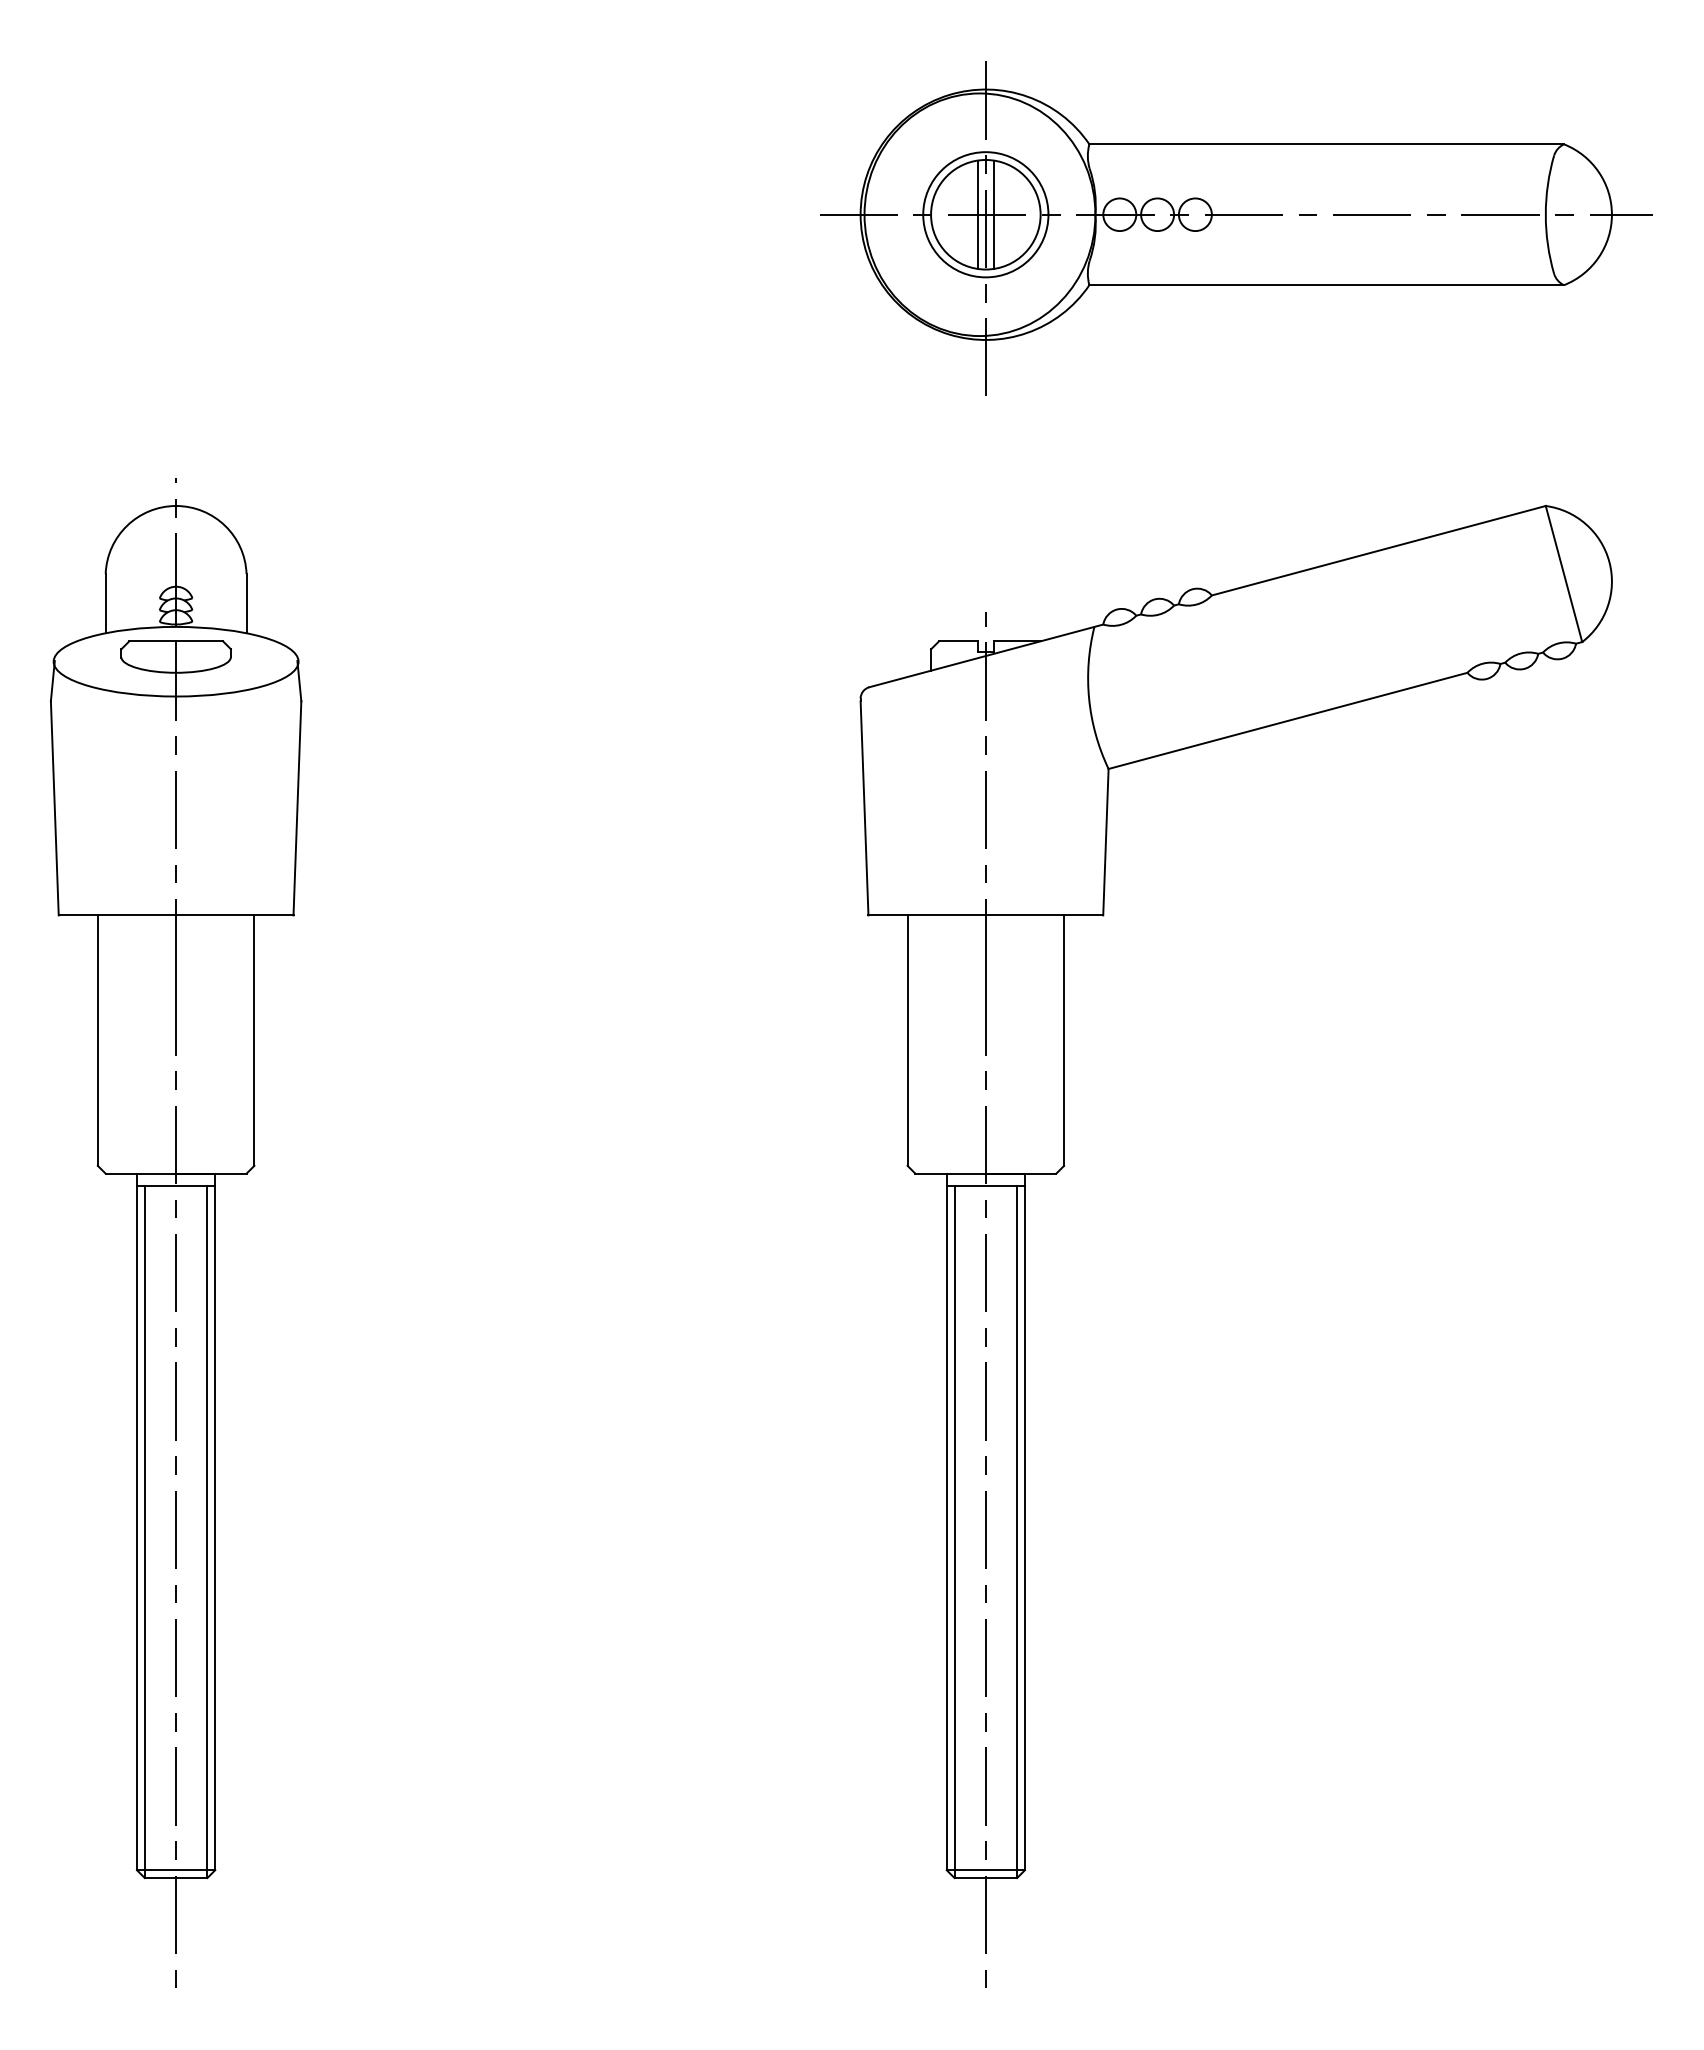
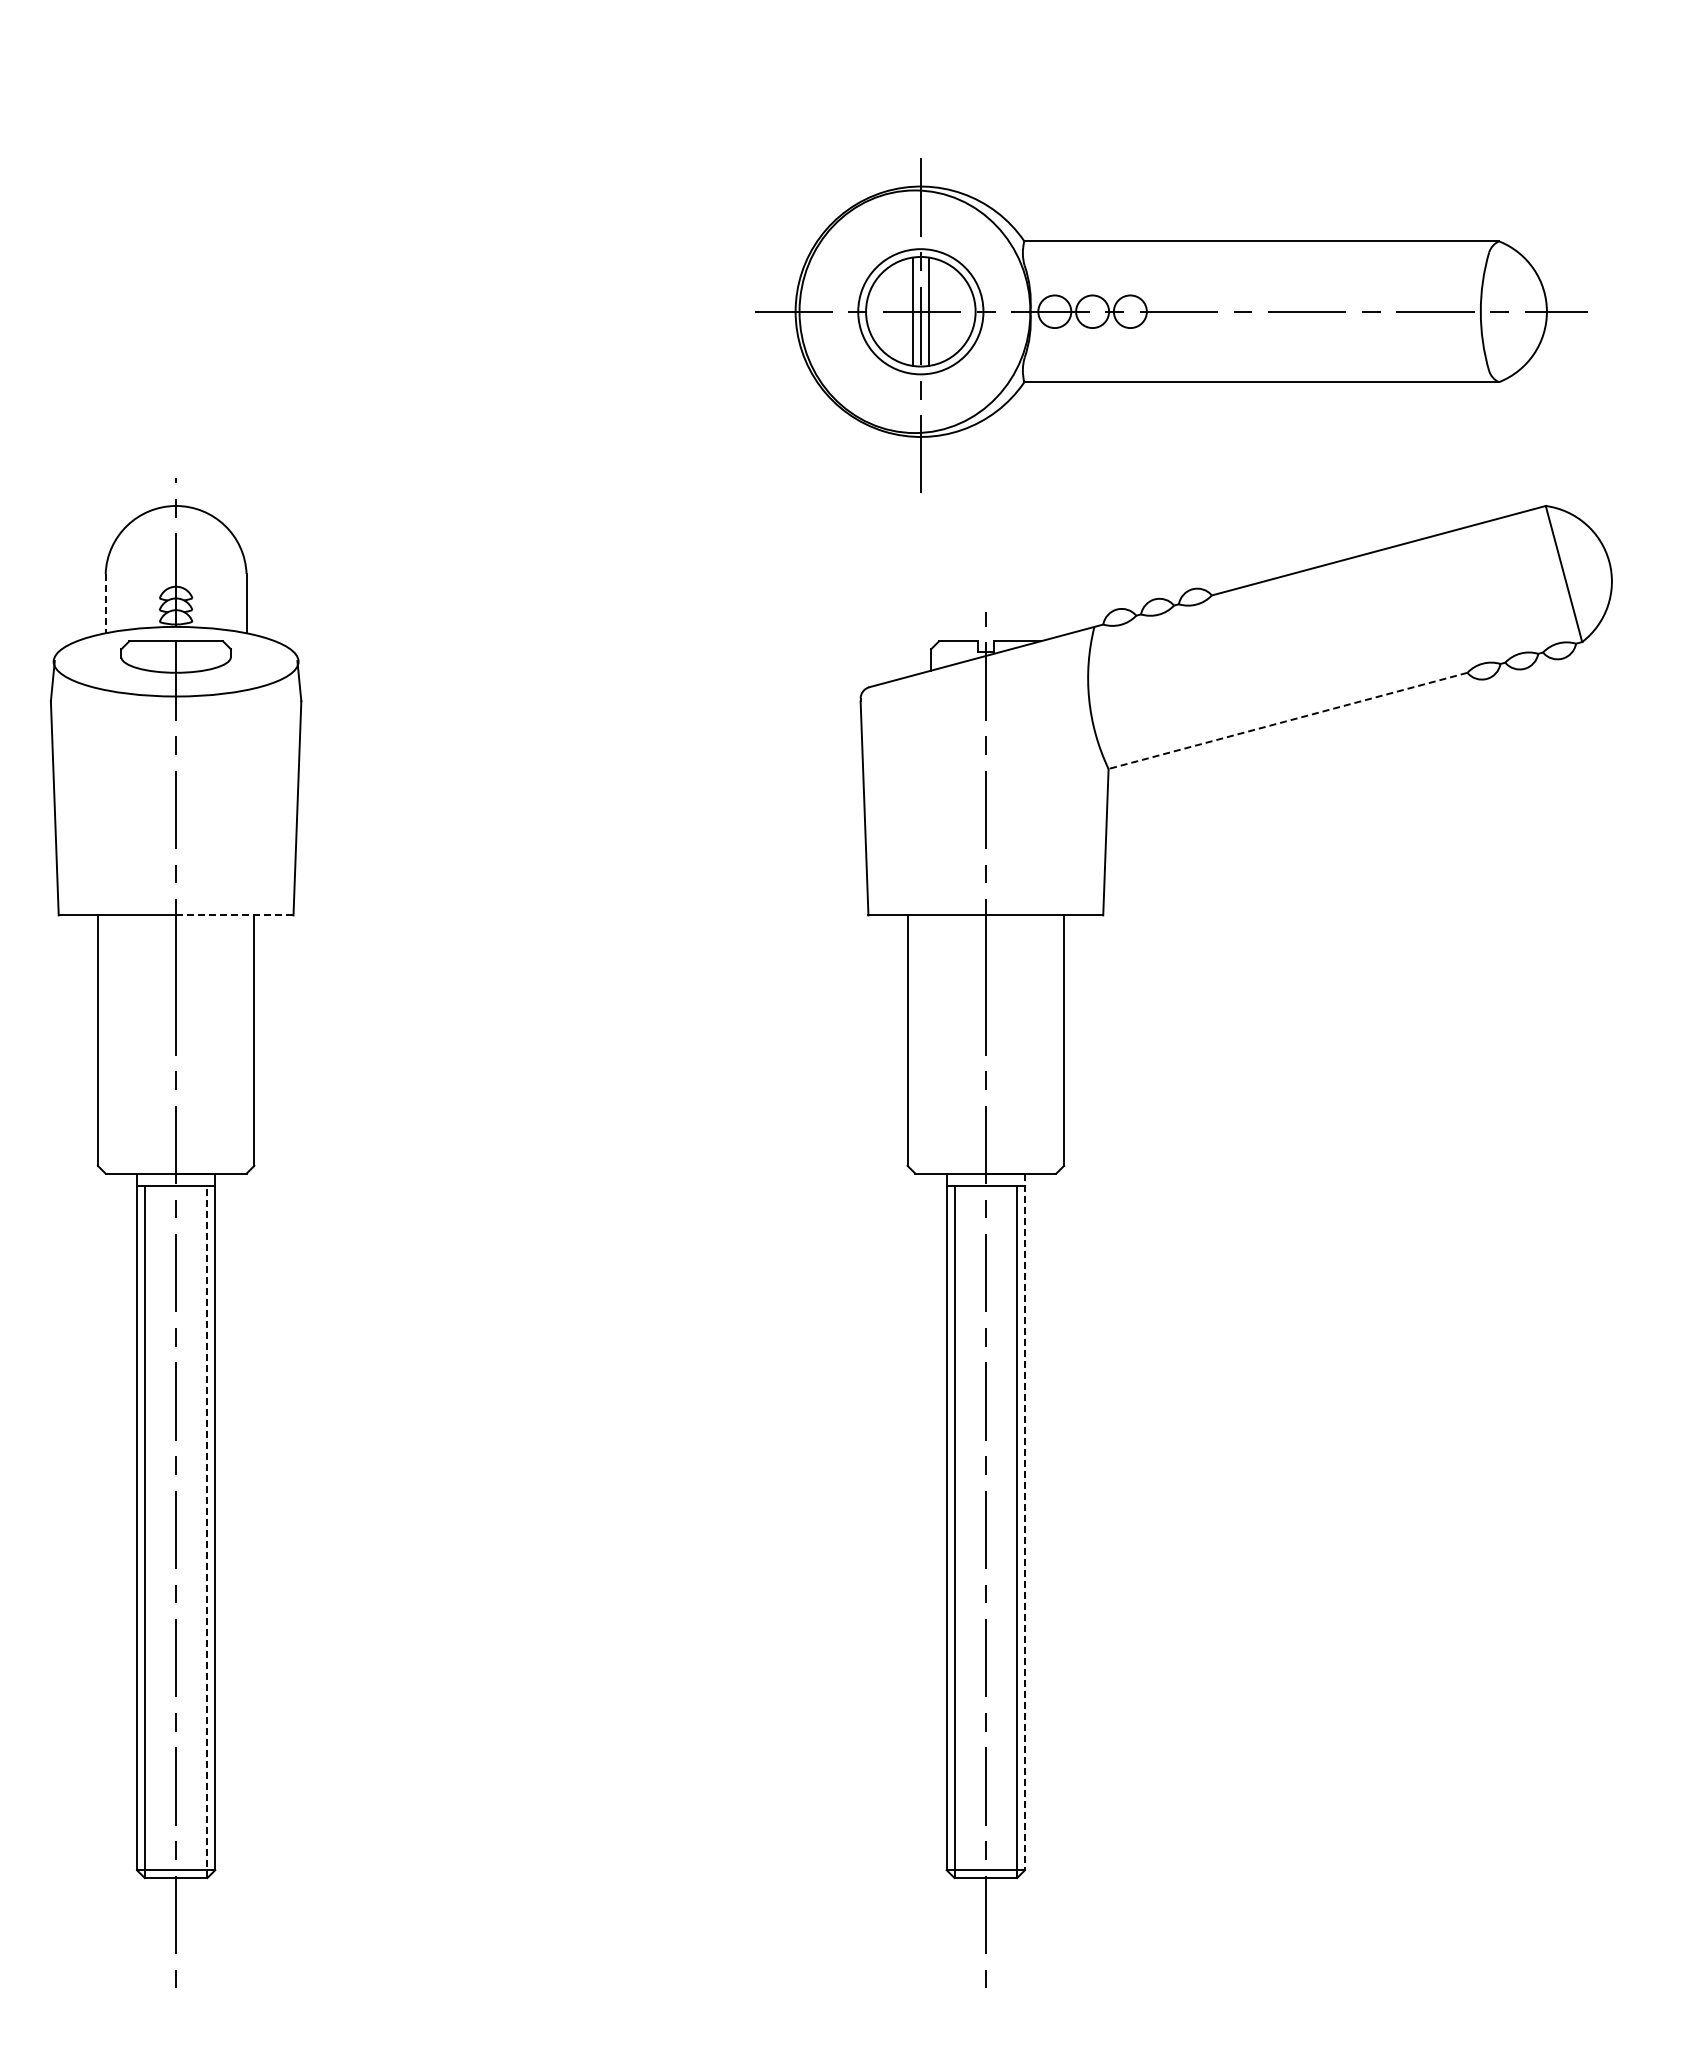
part position: (1236, 228) -> (1171, 325) (1171, 325)
line: solid -> dashed (105, 603)
line: solid -> dashed (1288, 720)
line: solid -> dashed (234, 915)
line: solid -> dashed (1024, 1522)
line: solid -> dashed (207, 1532)
